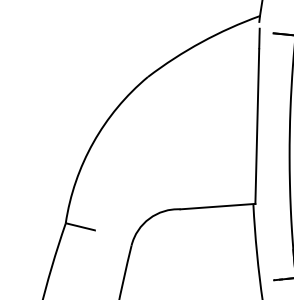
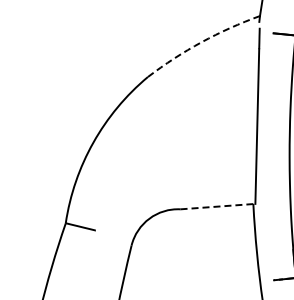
arc: solid -> dashed (201, 42)
line: solid -> dashed (217, 206)
